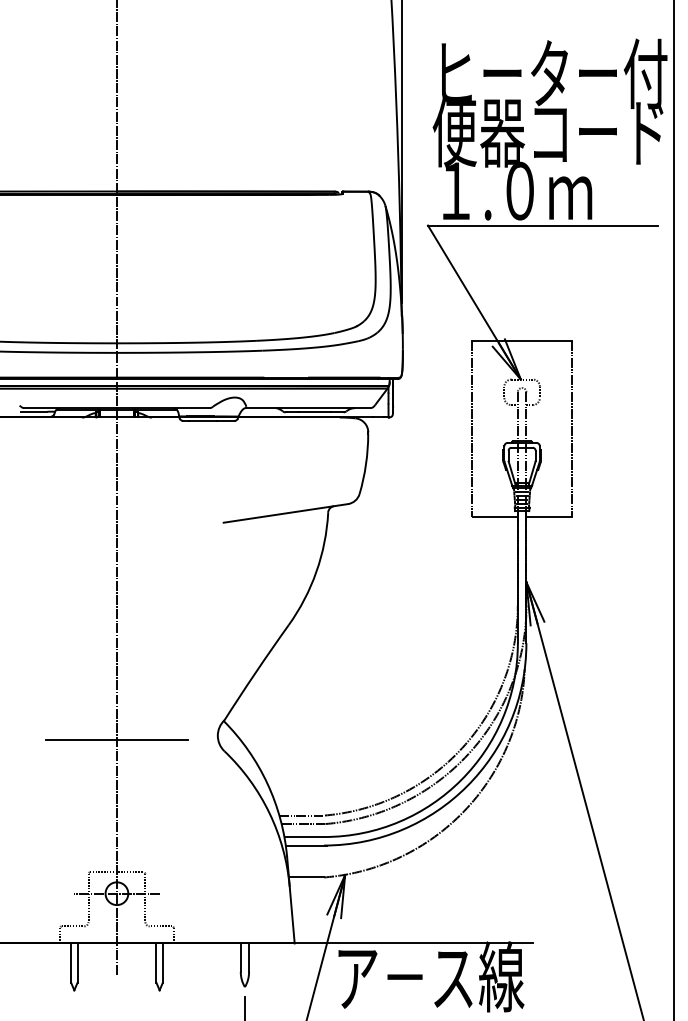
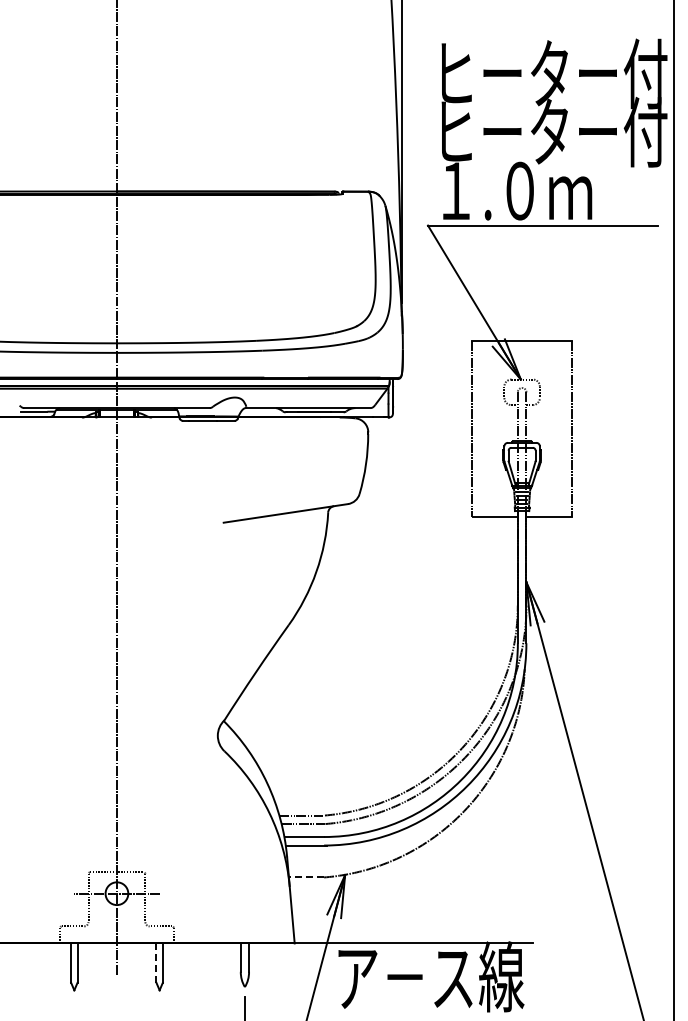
text: 便器コード -> ヒーター付 (549, 131)
line: present -> none (116, 740)
line: solid -> dashed (306, 877)
line: solid -> dashed (156, 963)
